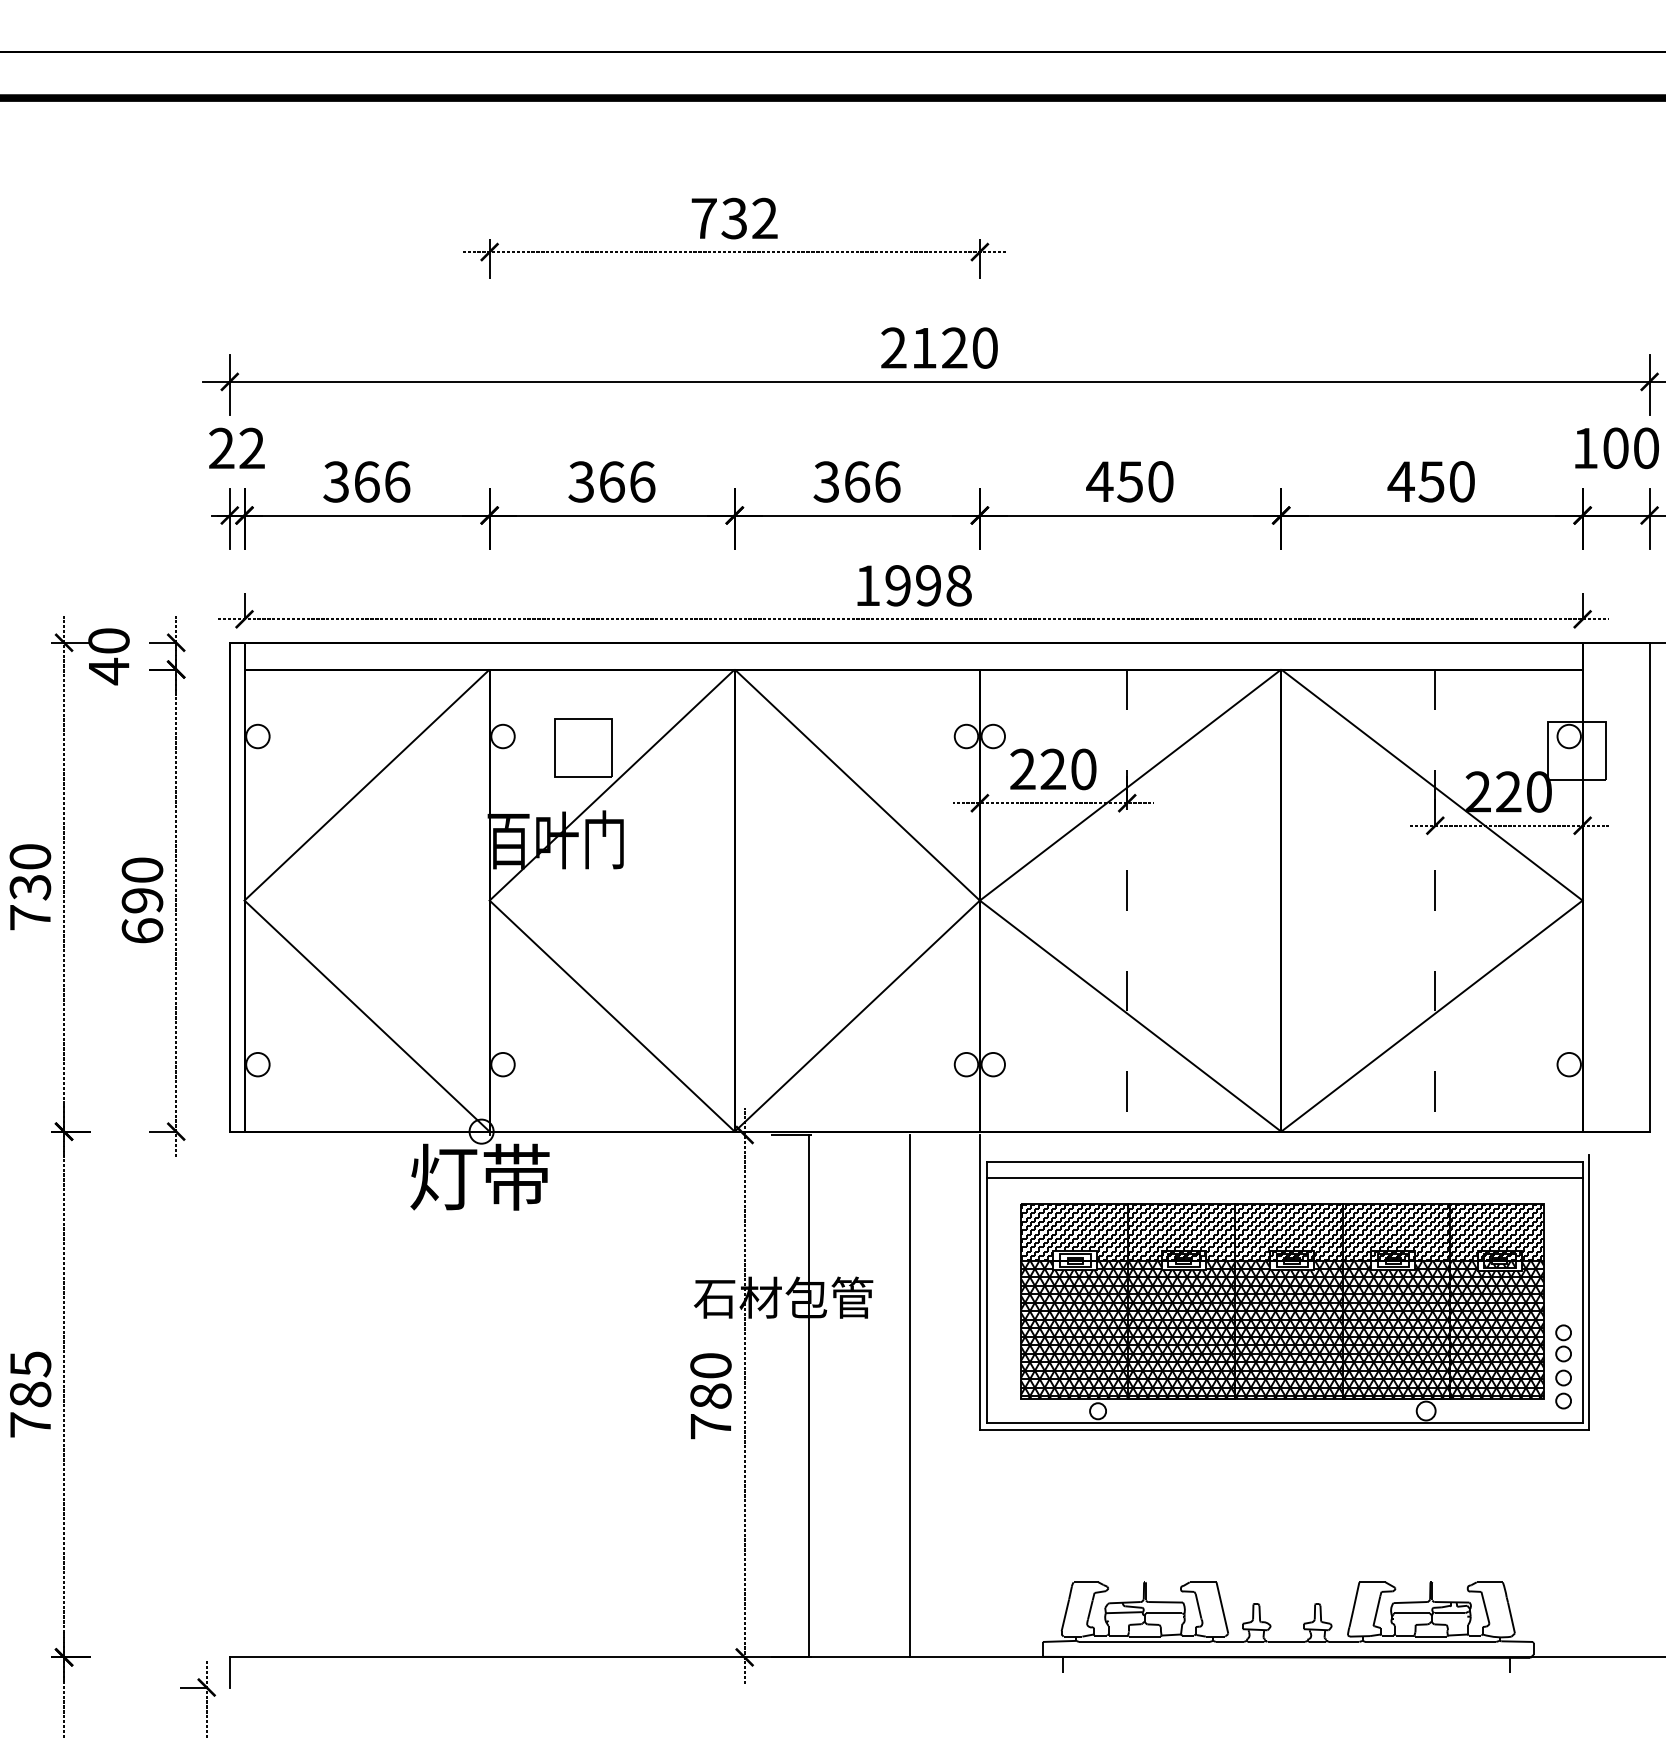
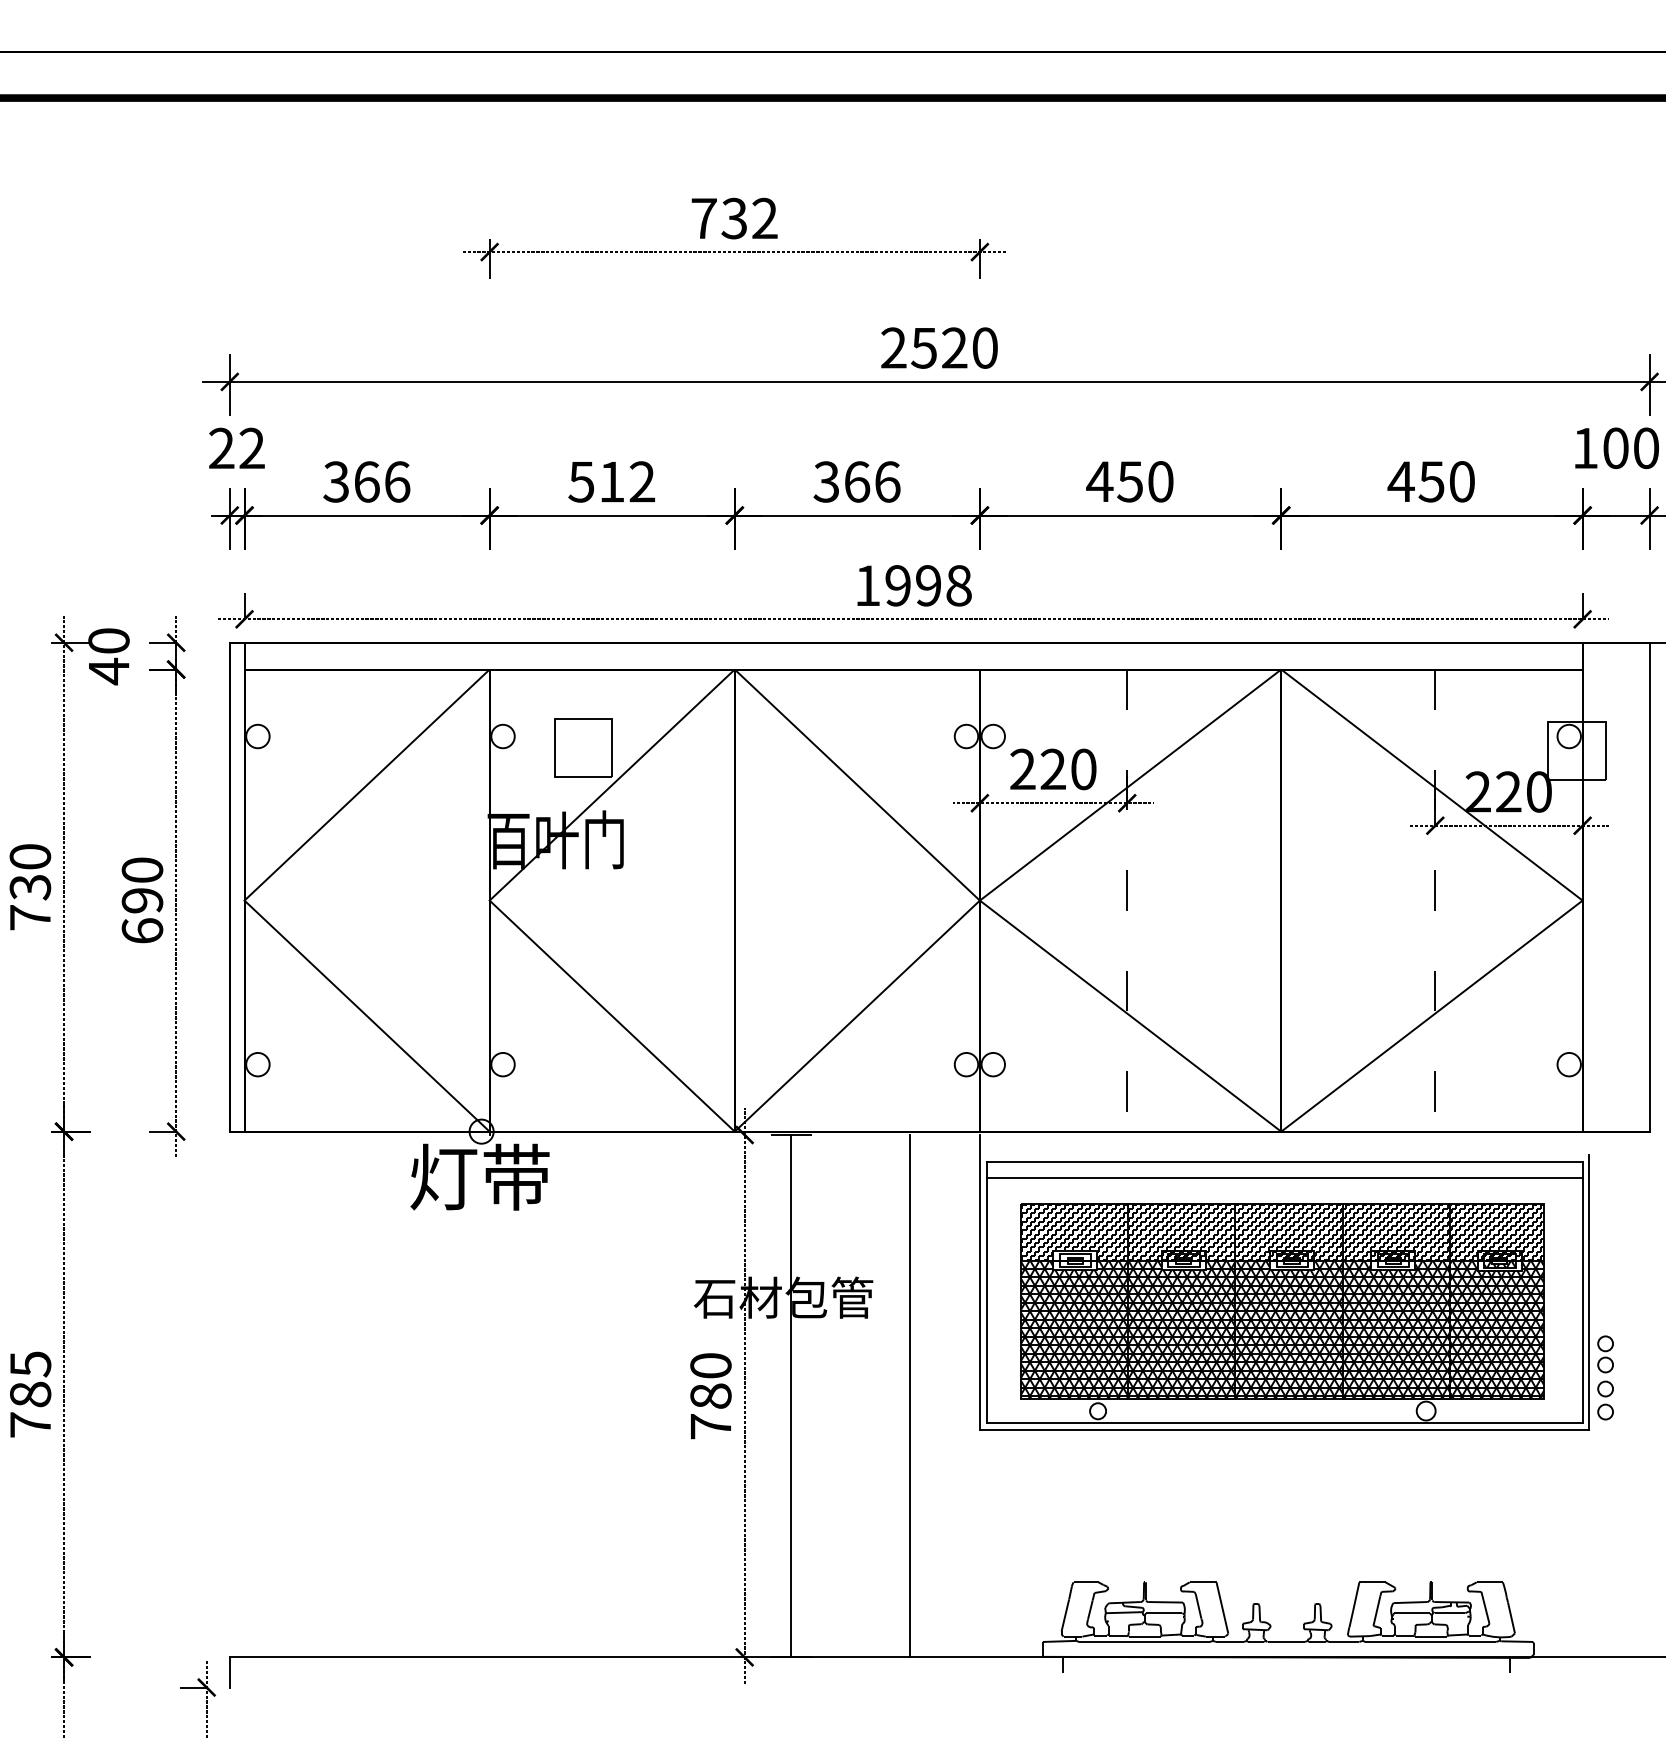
text: 2120 -> 2520 (923, 348)
text: 366 -> 512 (611, 481)
part position: (1563, 1366) -> (1605, 1377) (1605, 1377)
line position: (809, 1396) -> (791, 1396) (791, 1396)
